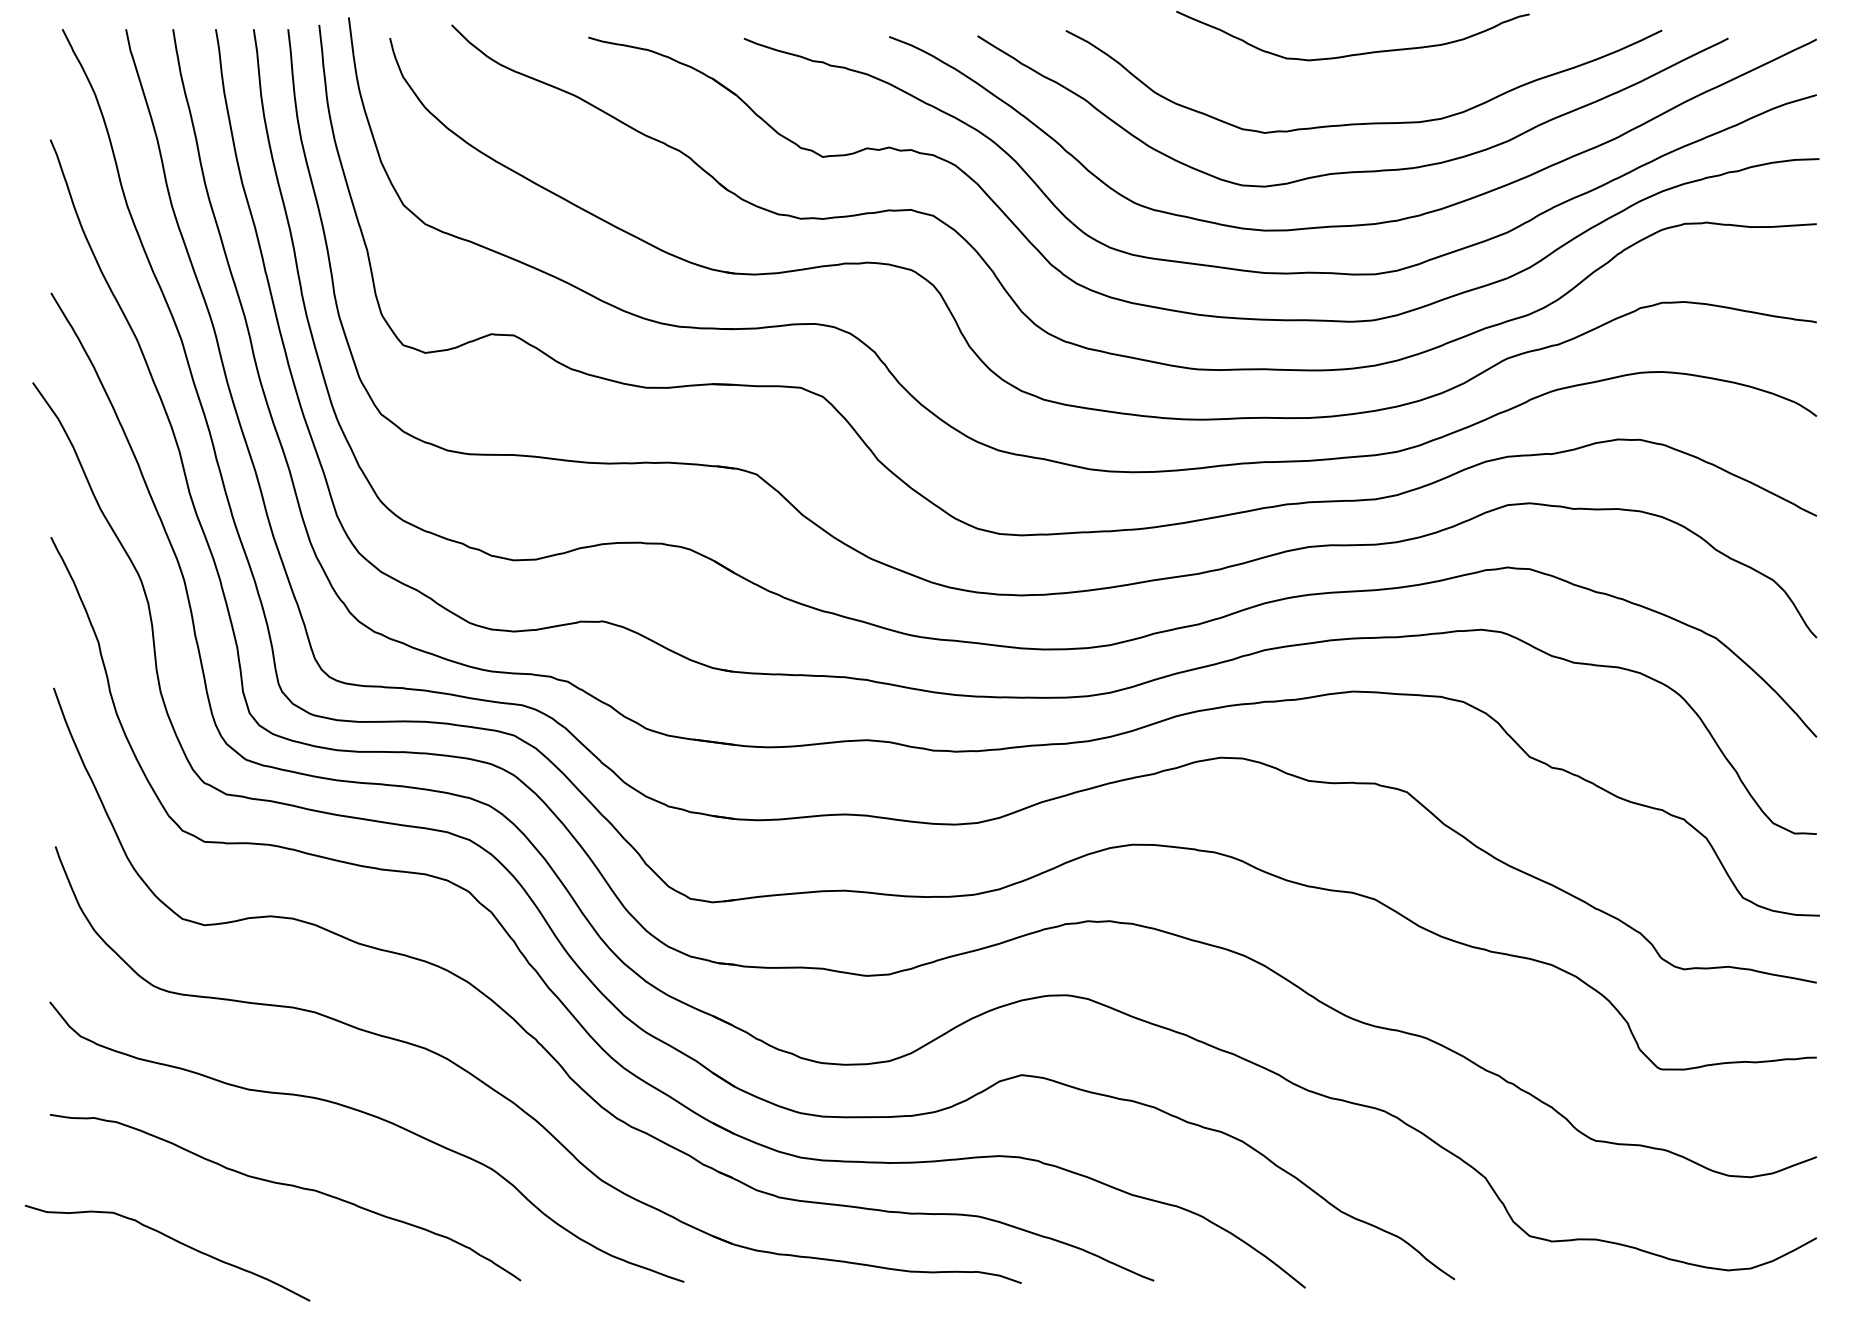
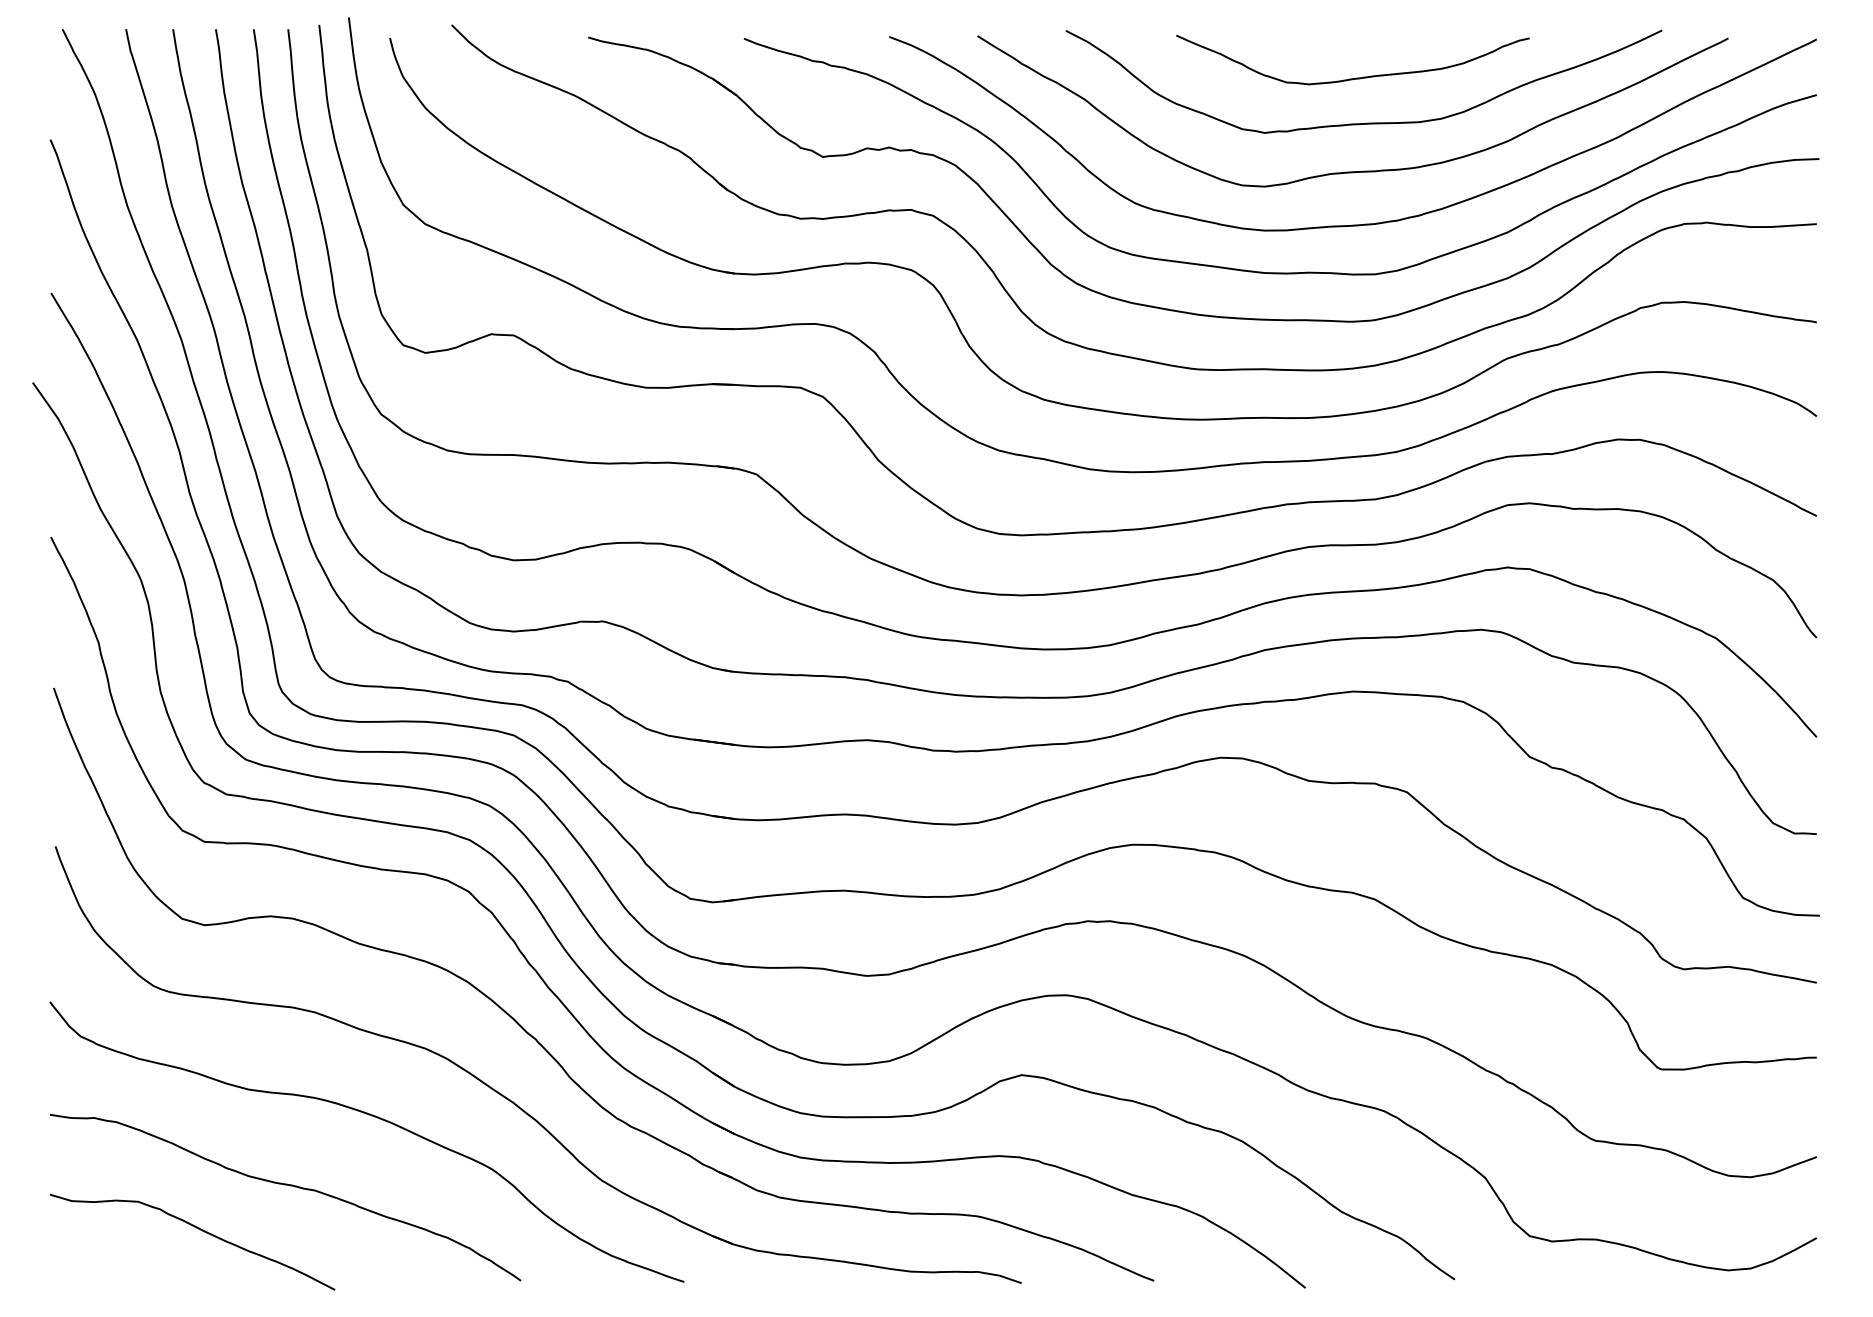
curve position: (1356, 53) -> (1356, 77) (1356, 77)
curve position: (173, 1240) -> (198, 1229) (198, 1229)
